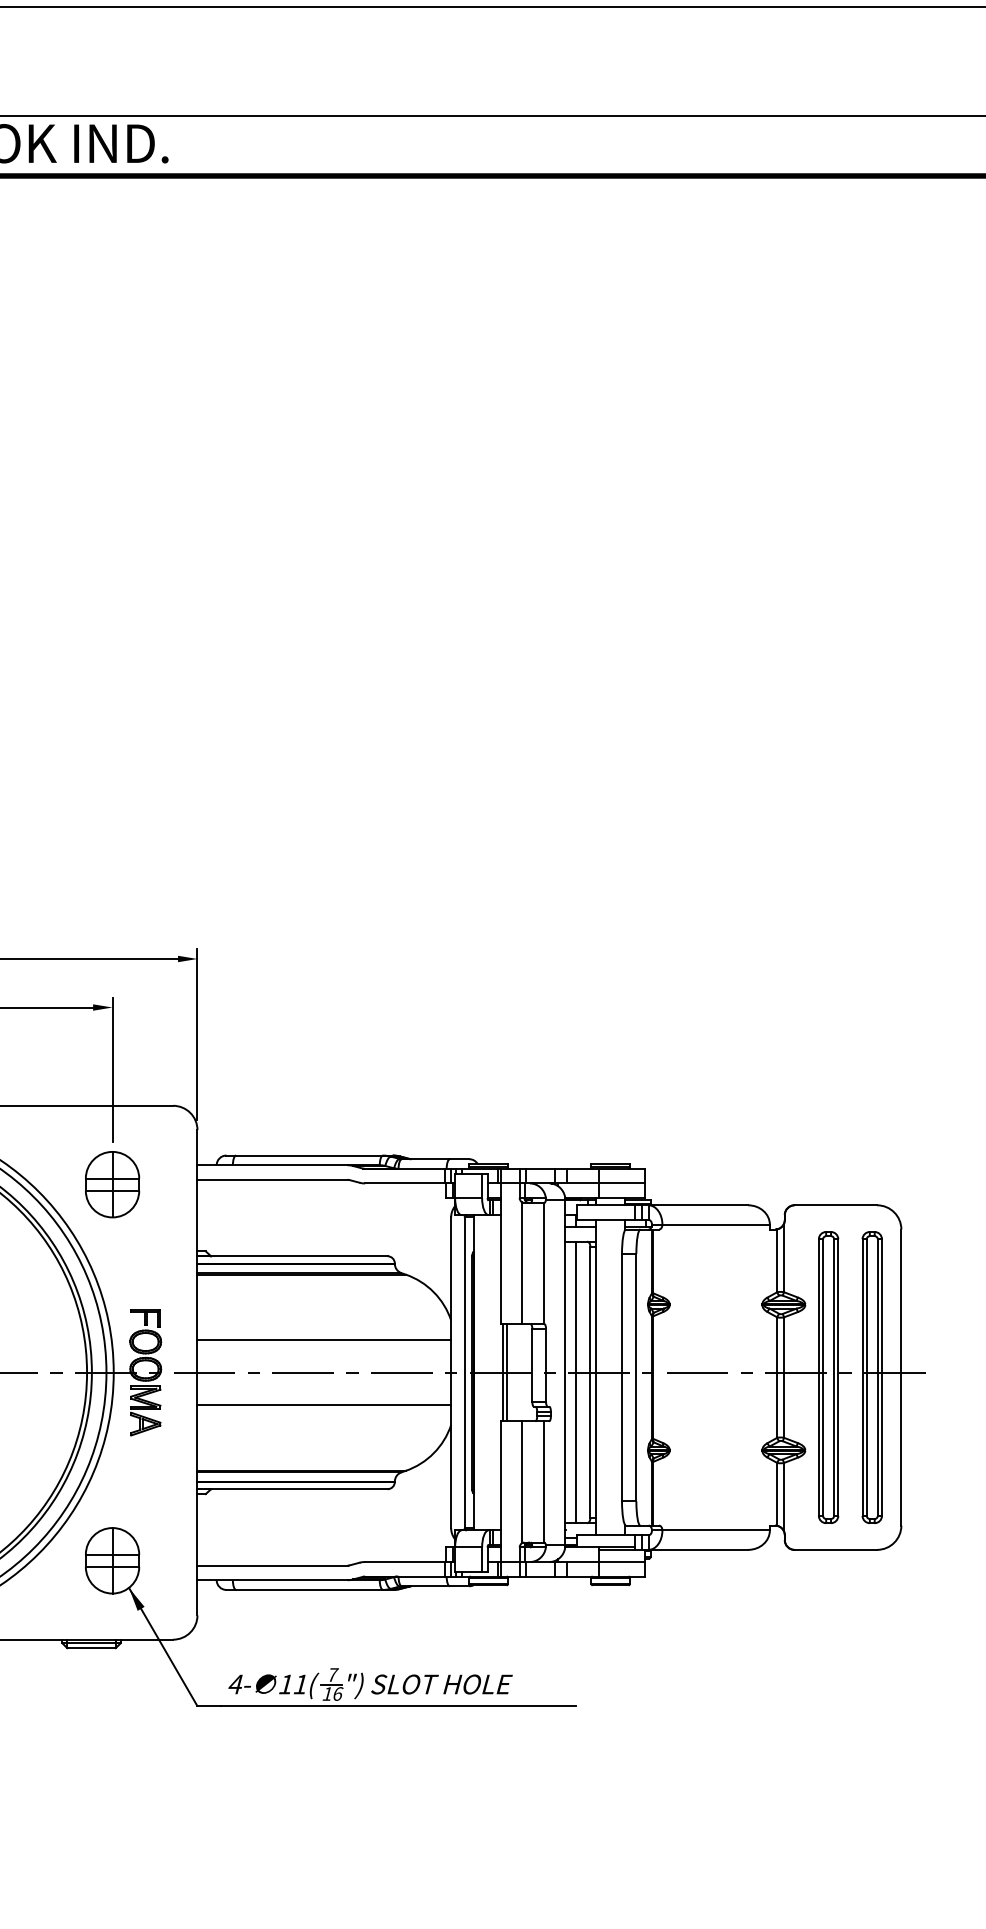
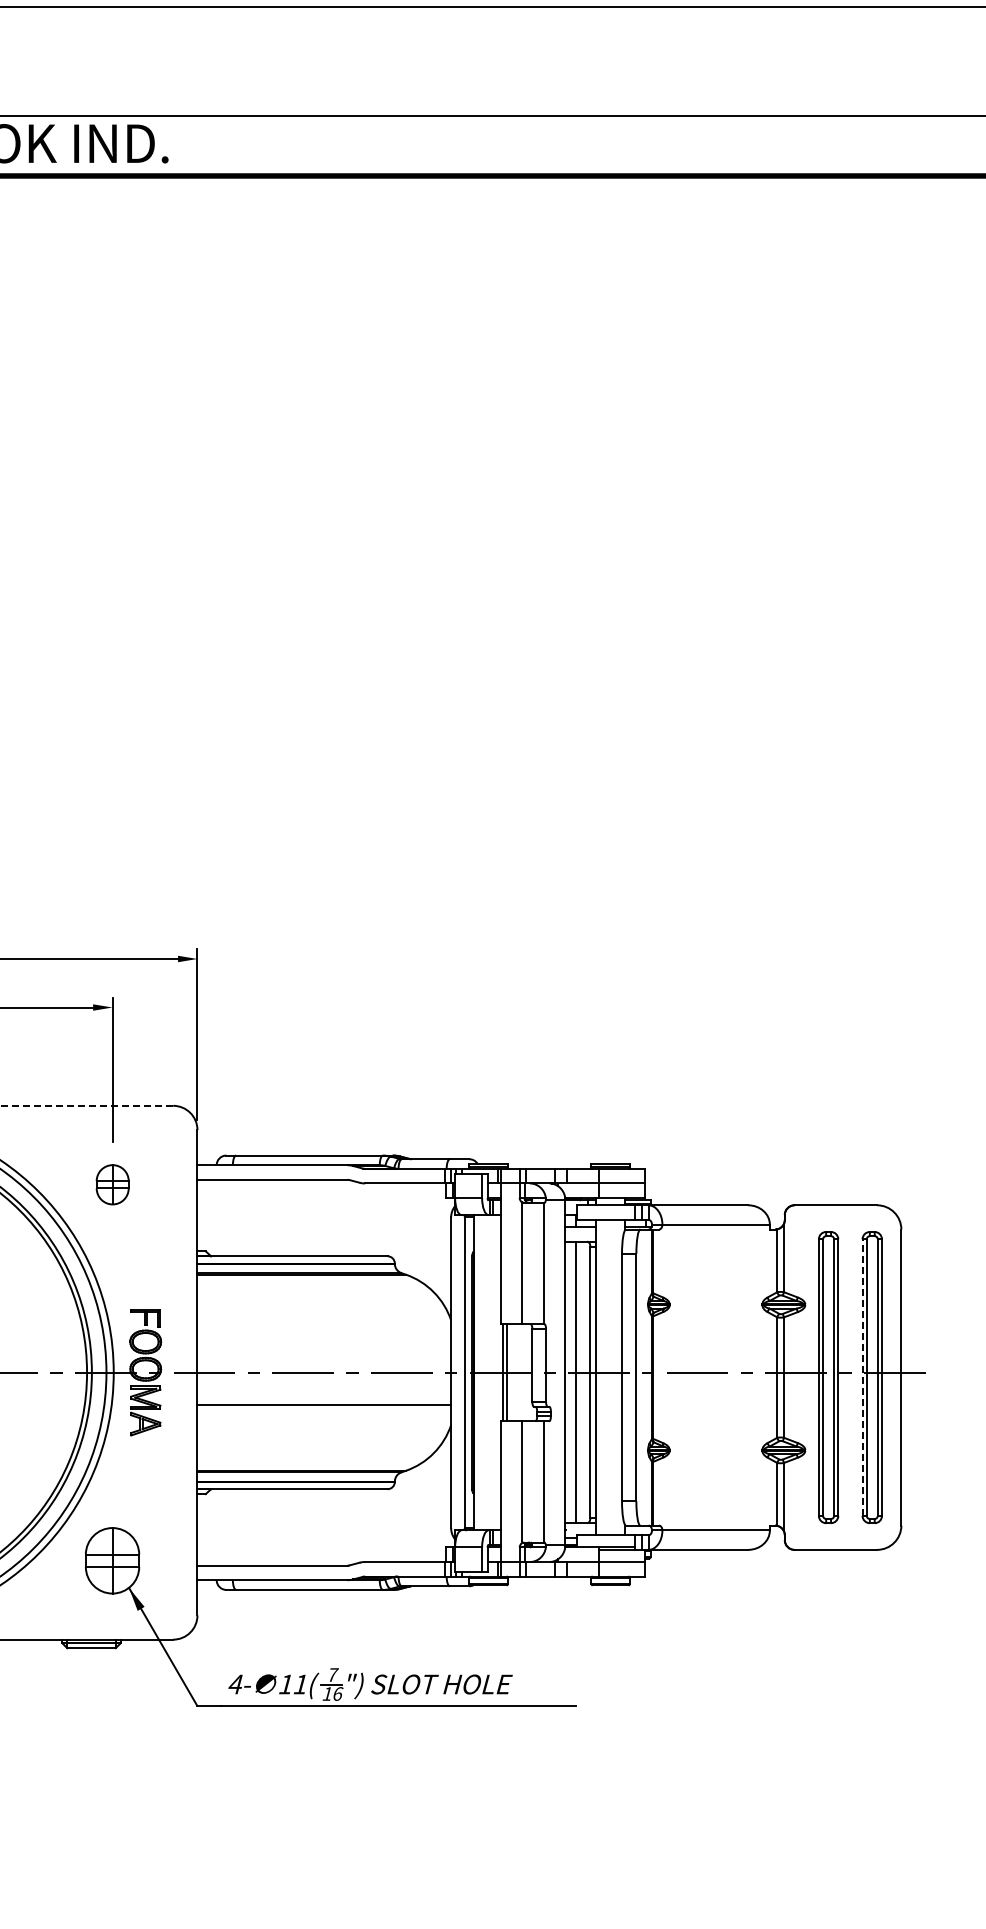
line: solid -> dashed (86, 1105)
part size: 56x68 px -> 35x42 px (112, 1184)
line: present -> none (324, 1340)
line: solid -> dashed (862, 1377)
